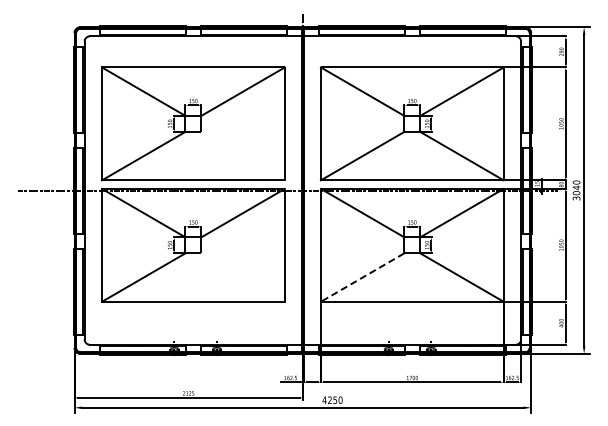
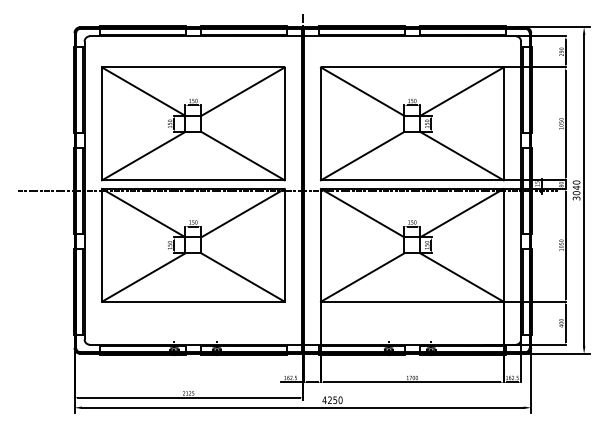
line: none -> present (242, 155)
line: none -> present (242, 277)
line: dashed -> solid (362, 277)
